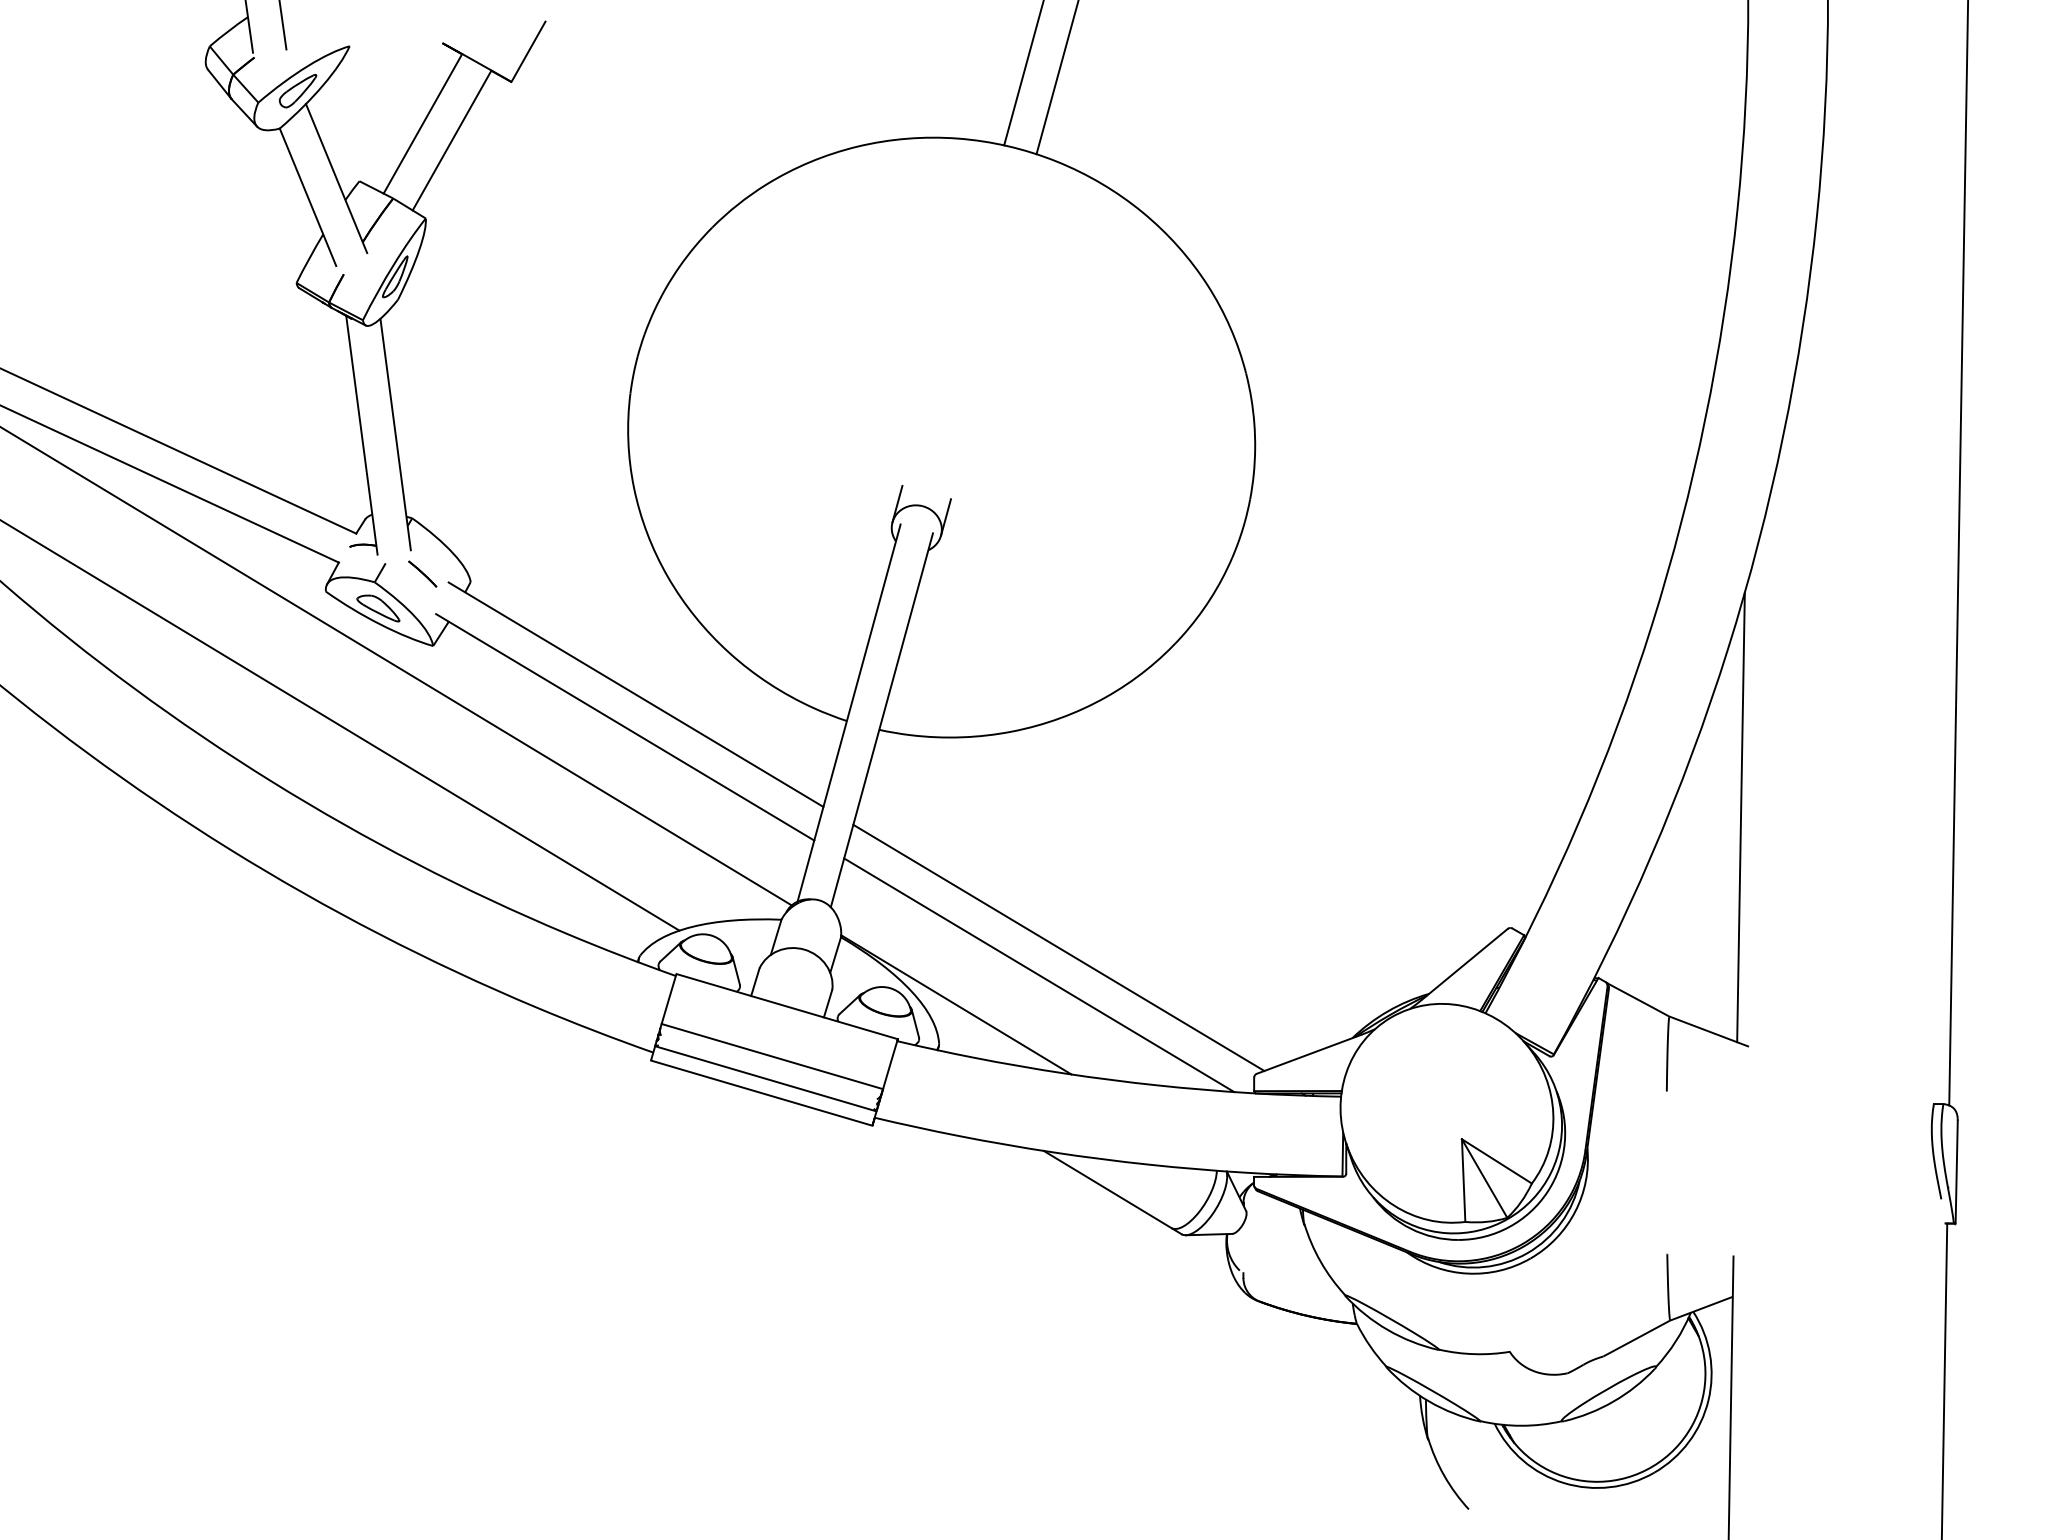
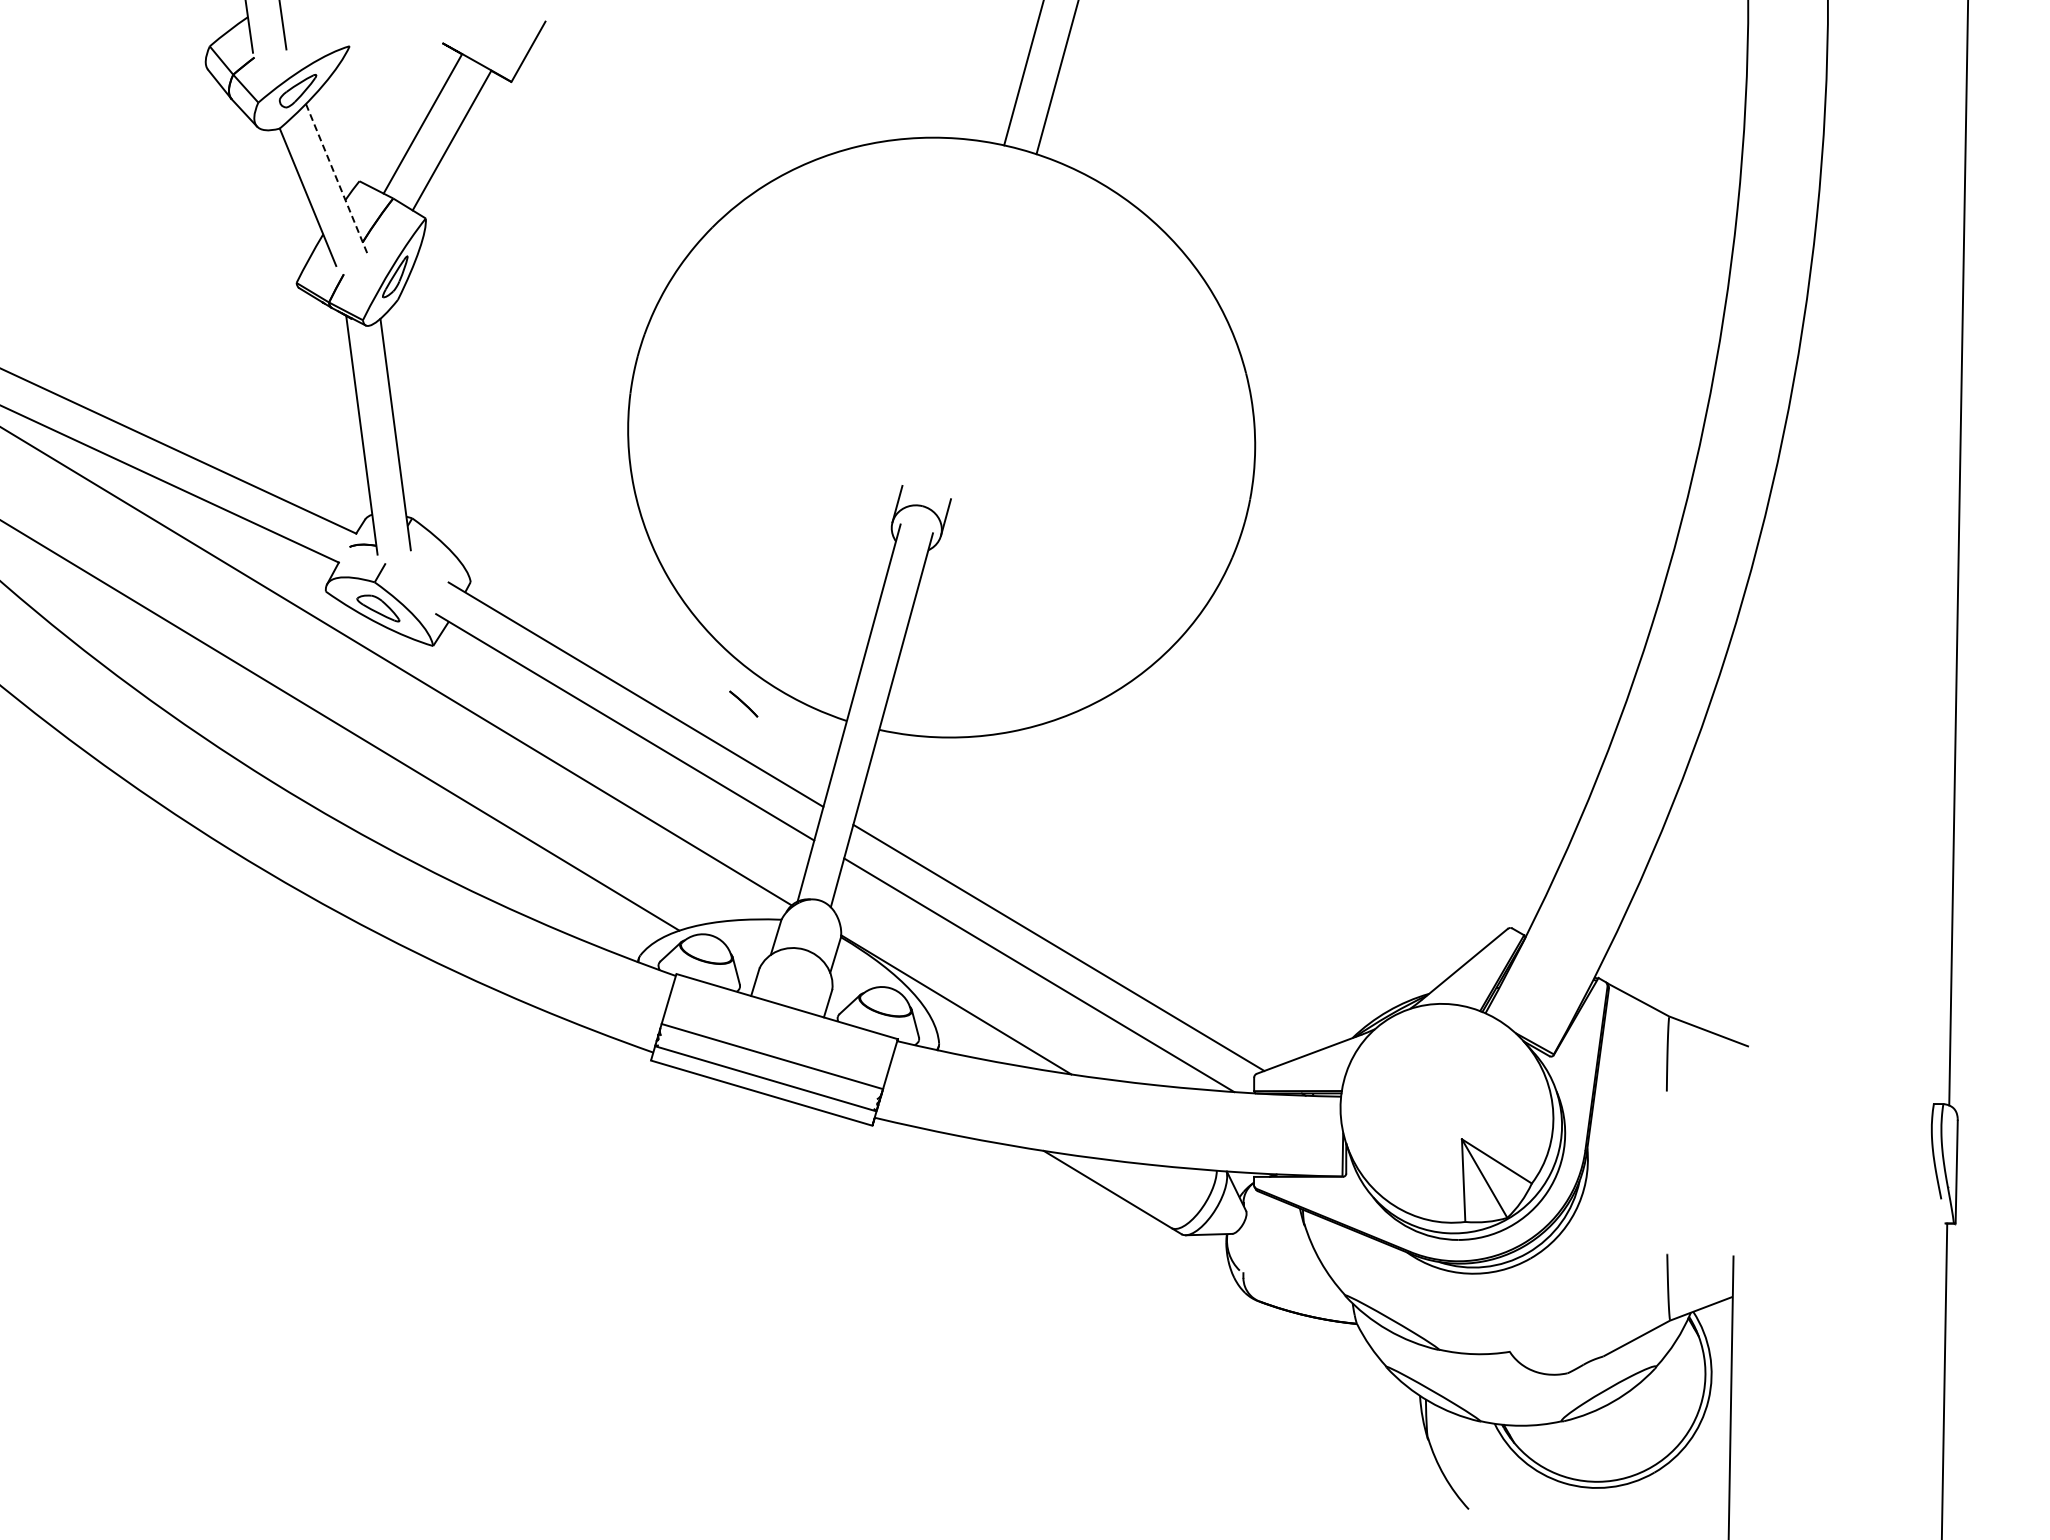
line: solid -> dashed (336, 178)
line position: (422, 573) -> (743, 703) (743, 703)
line: present -> none (1740, 817)
